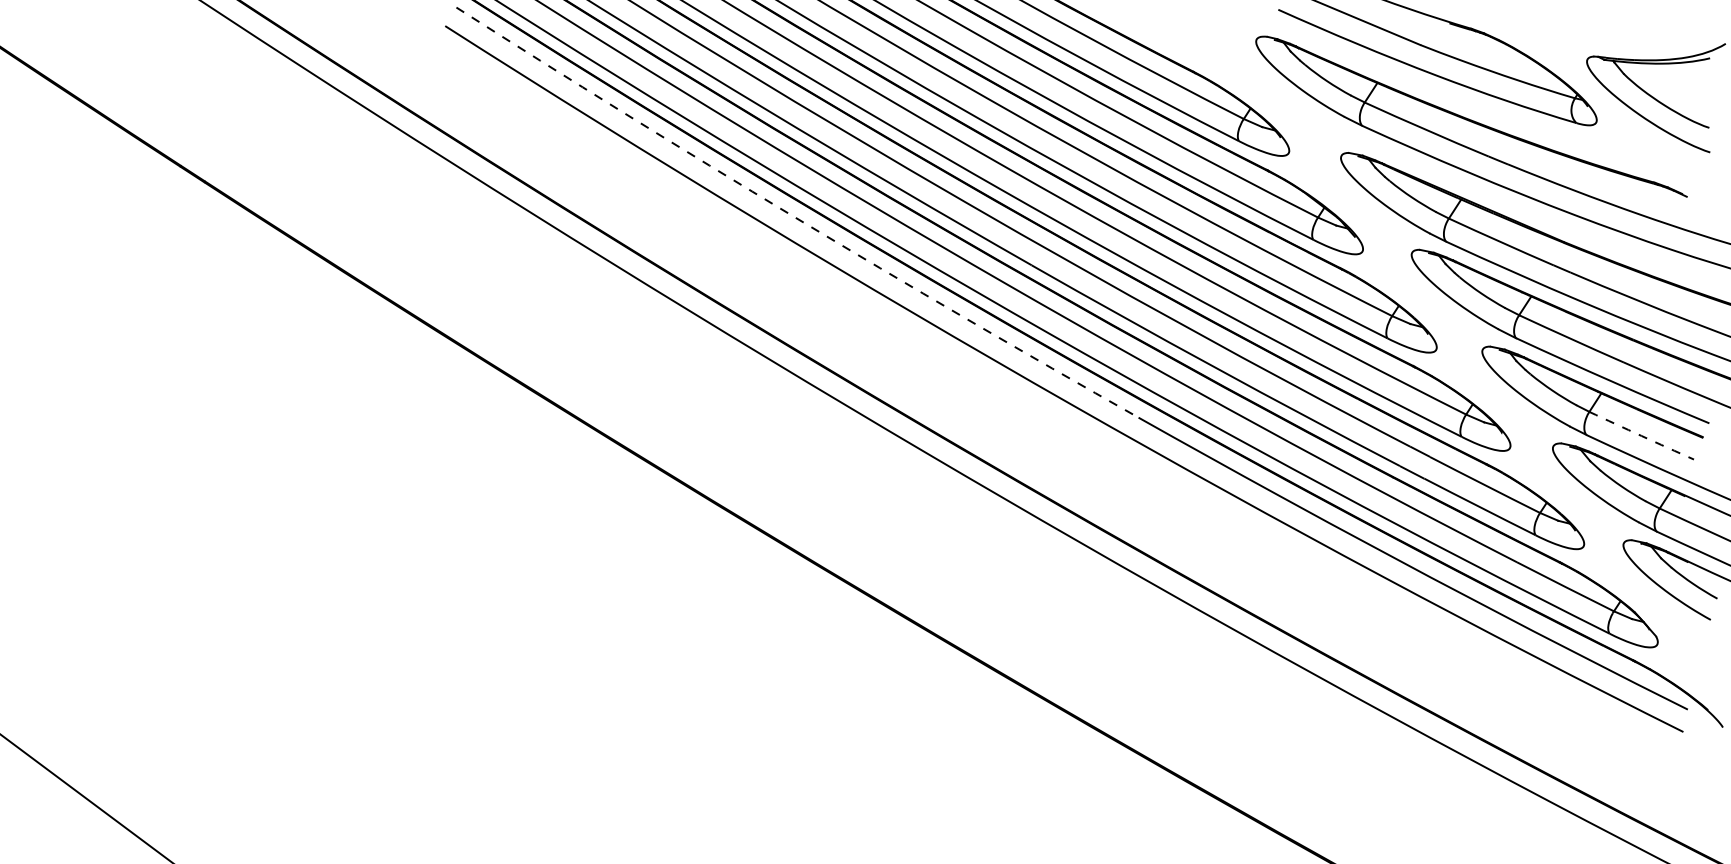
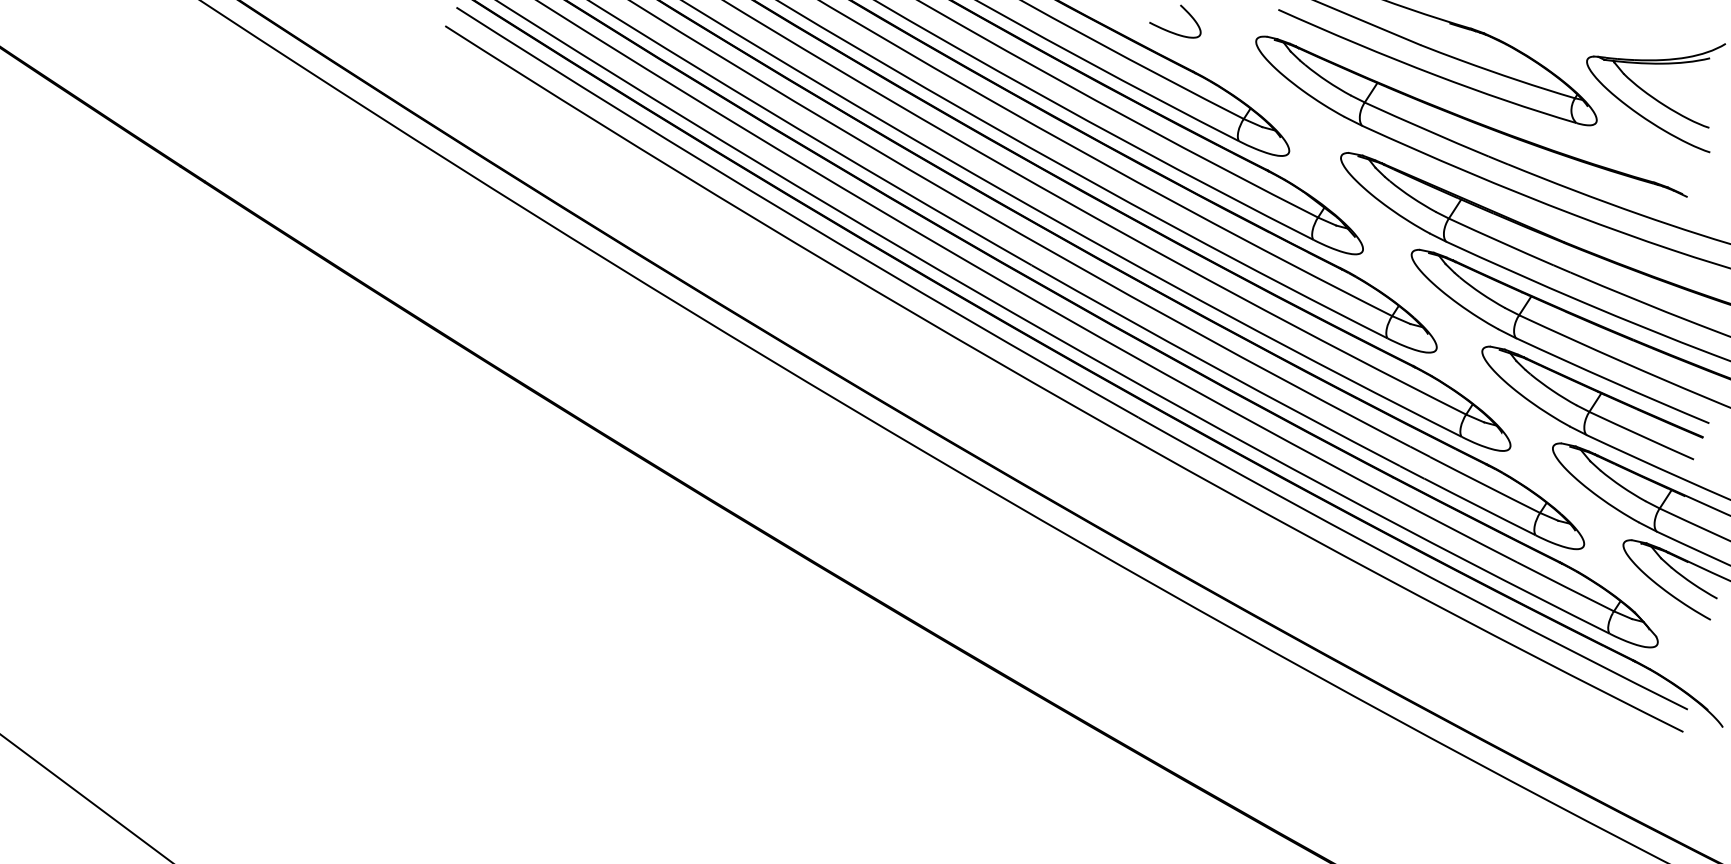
curve: none -> present (1172, 31)
arc: dashed -> solid (794, 217)
arc: dashed -> solid (1641, 435)
